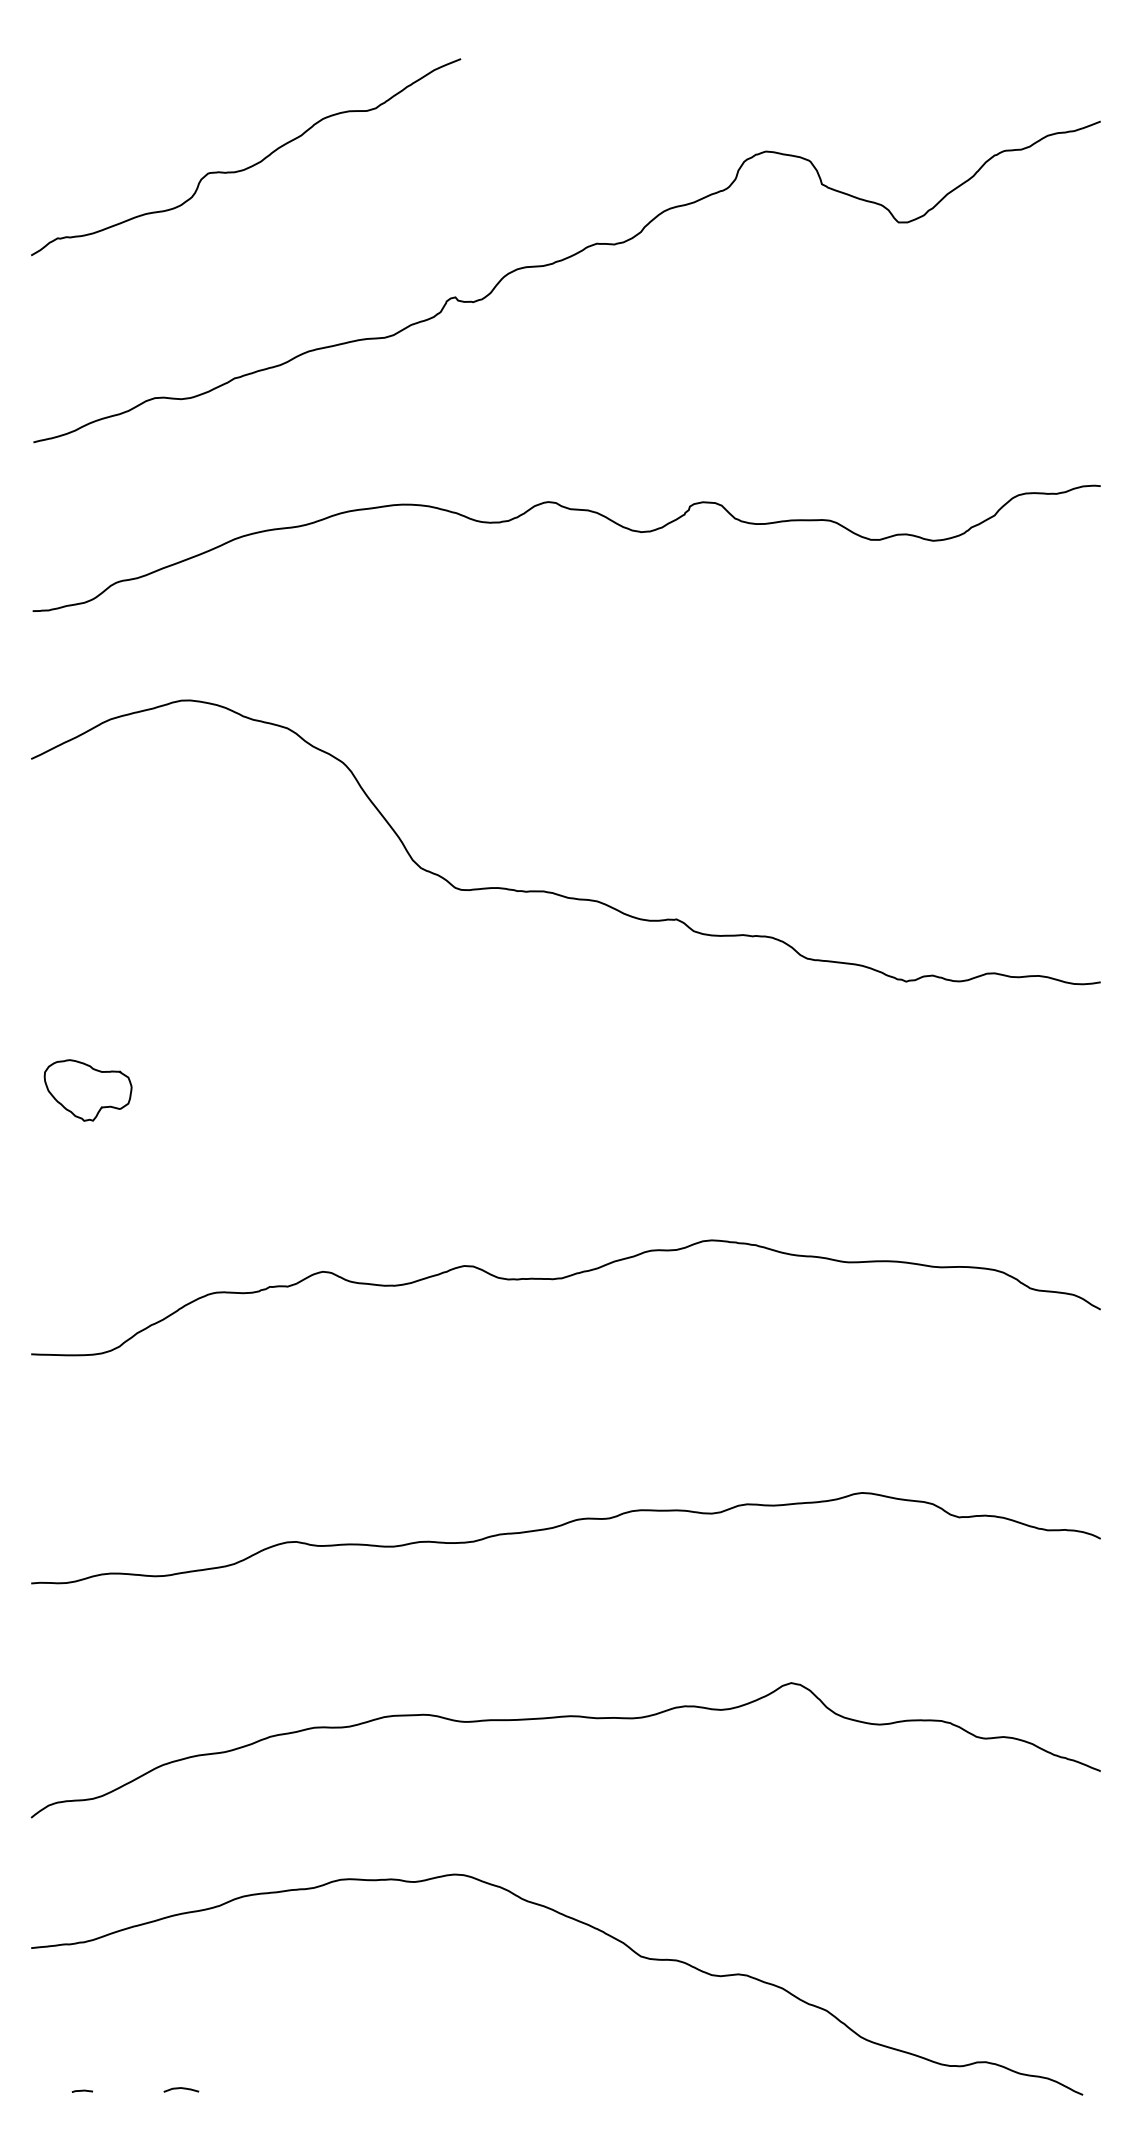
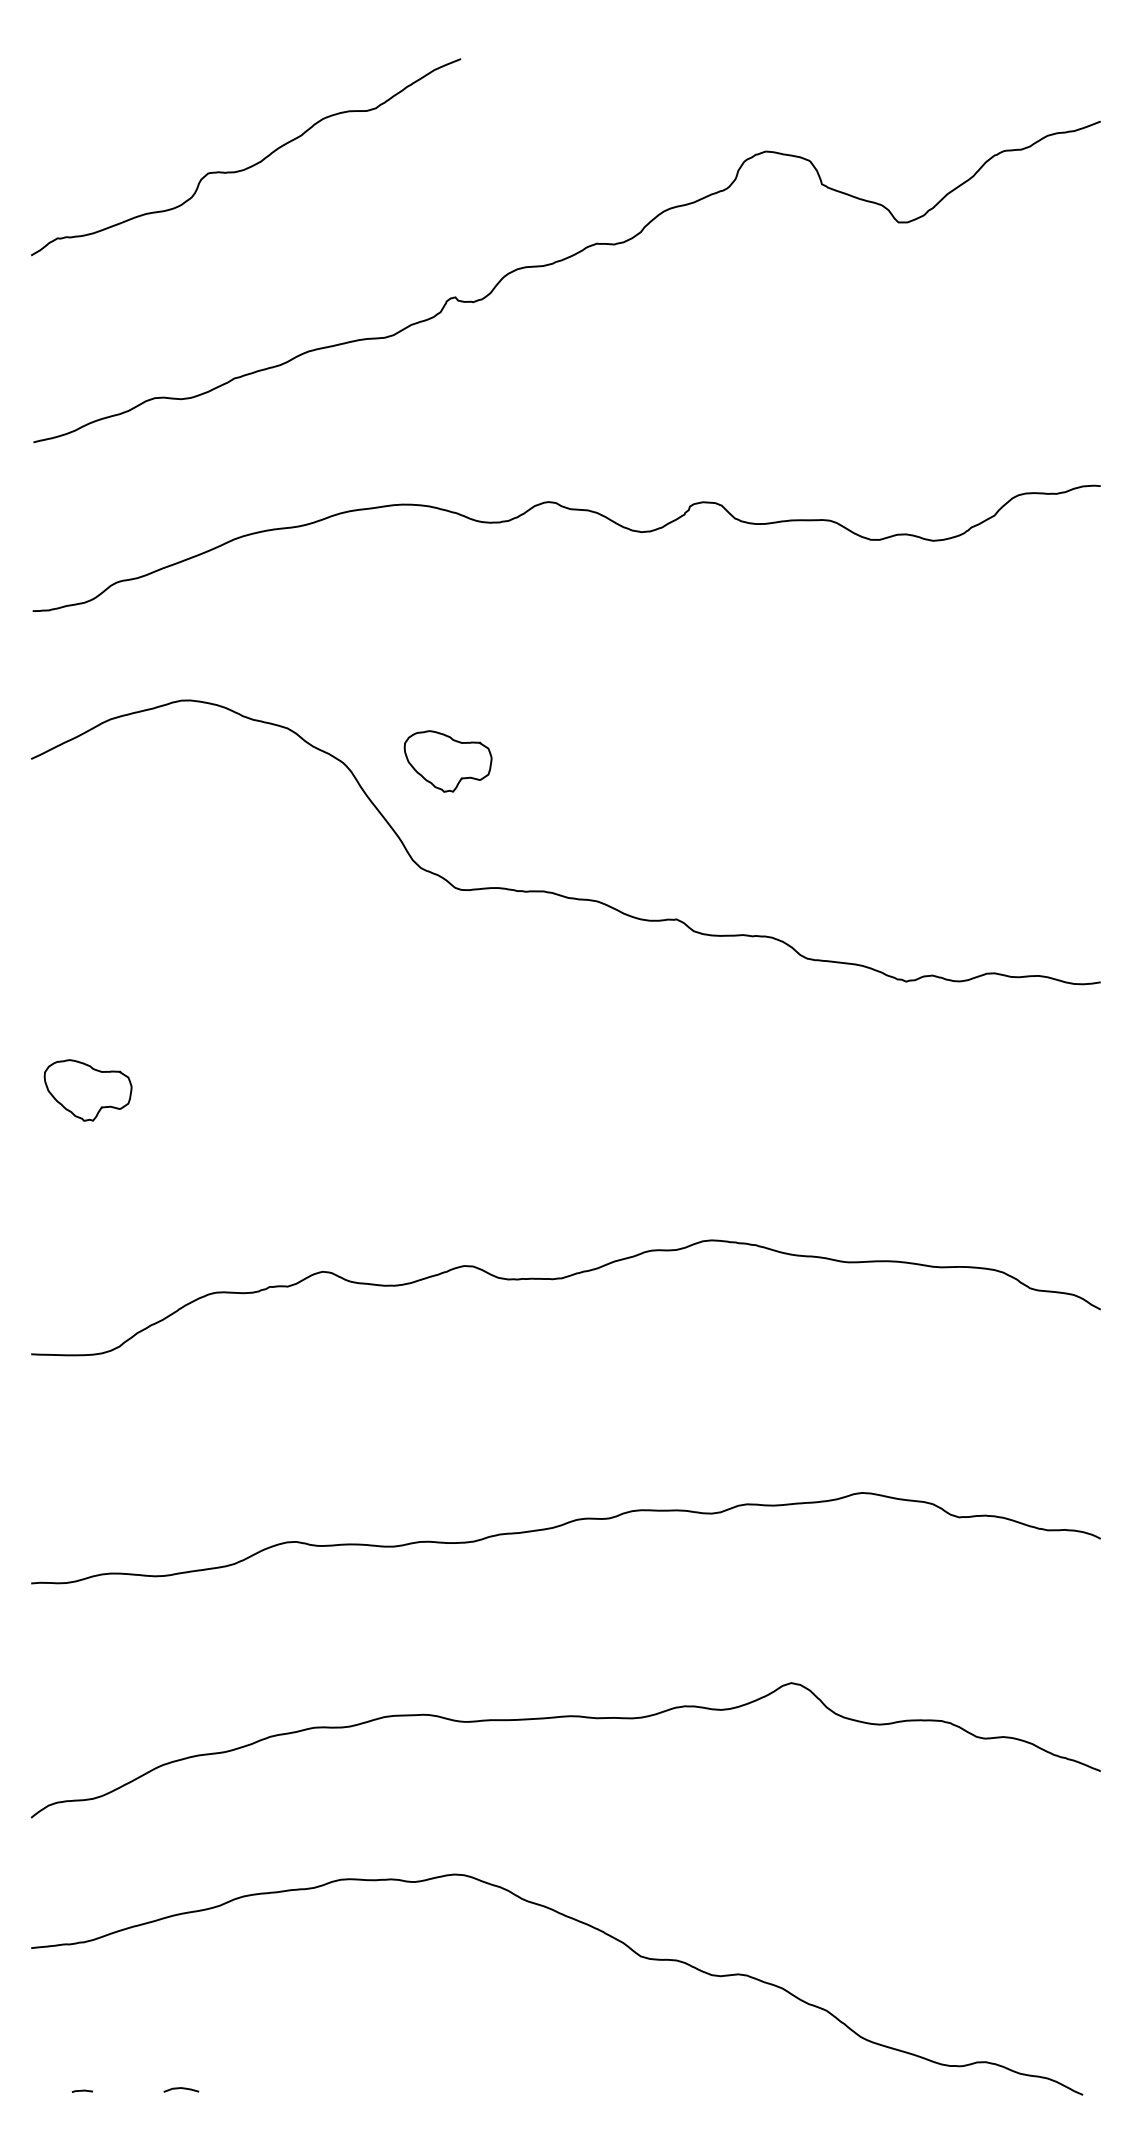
part: none -> present (447, 761)
